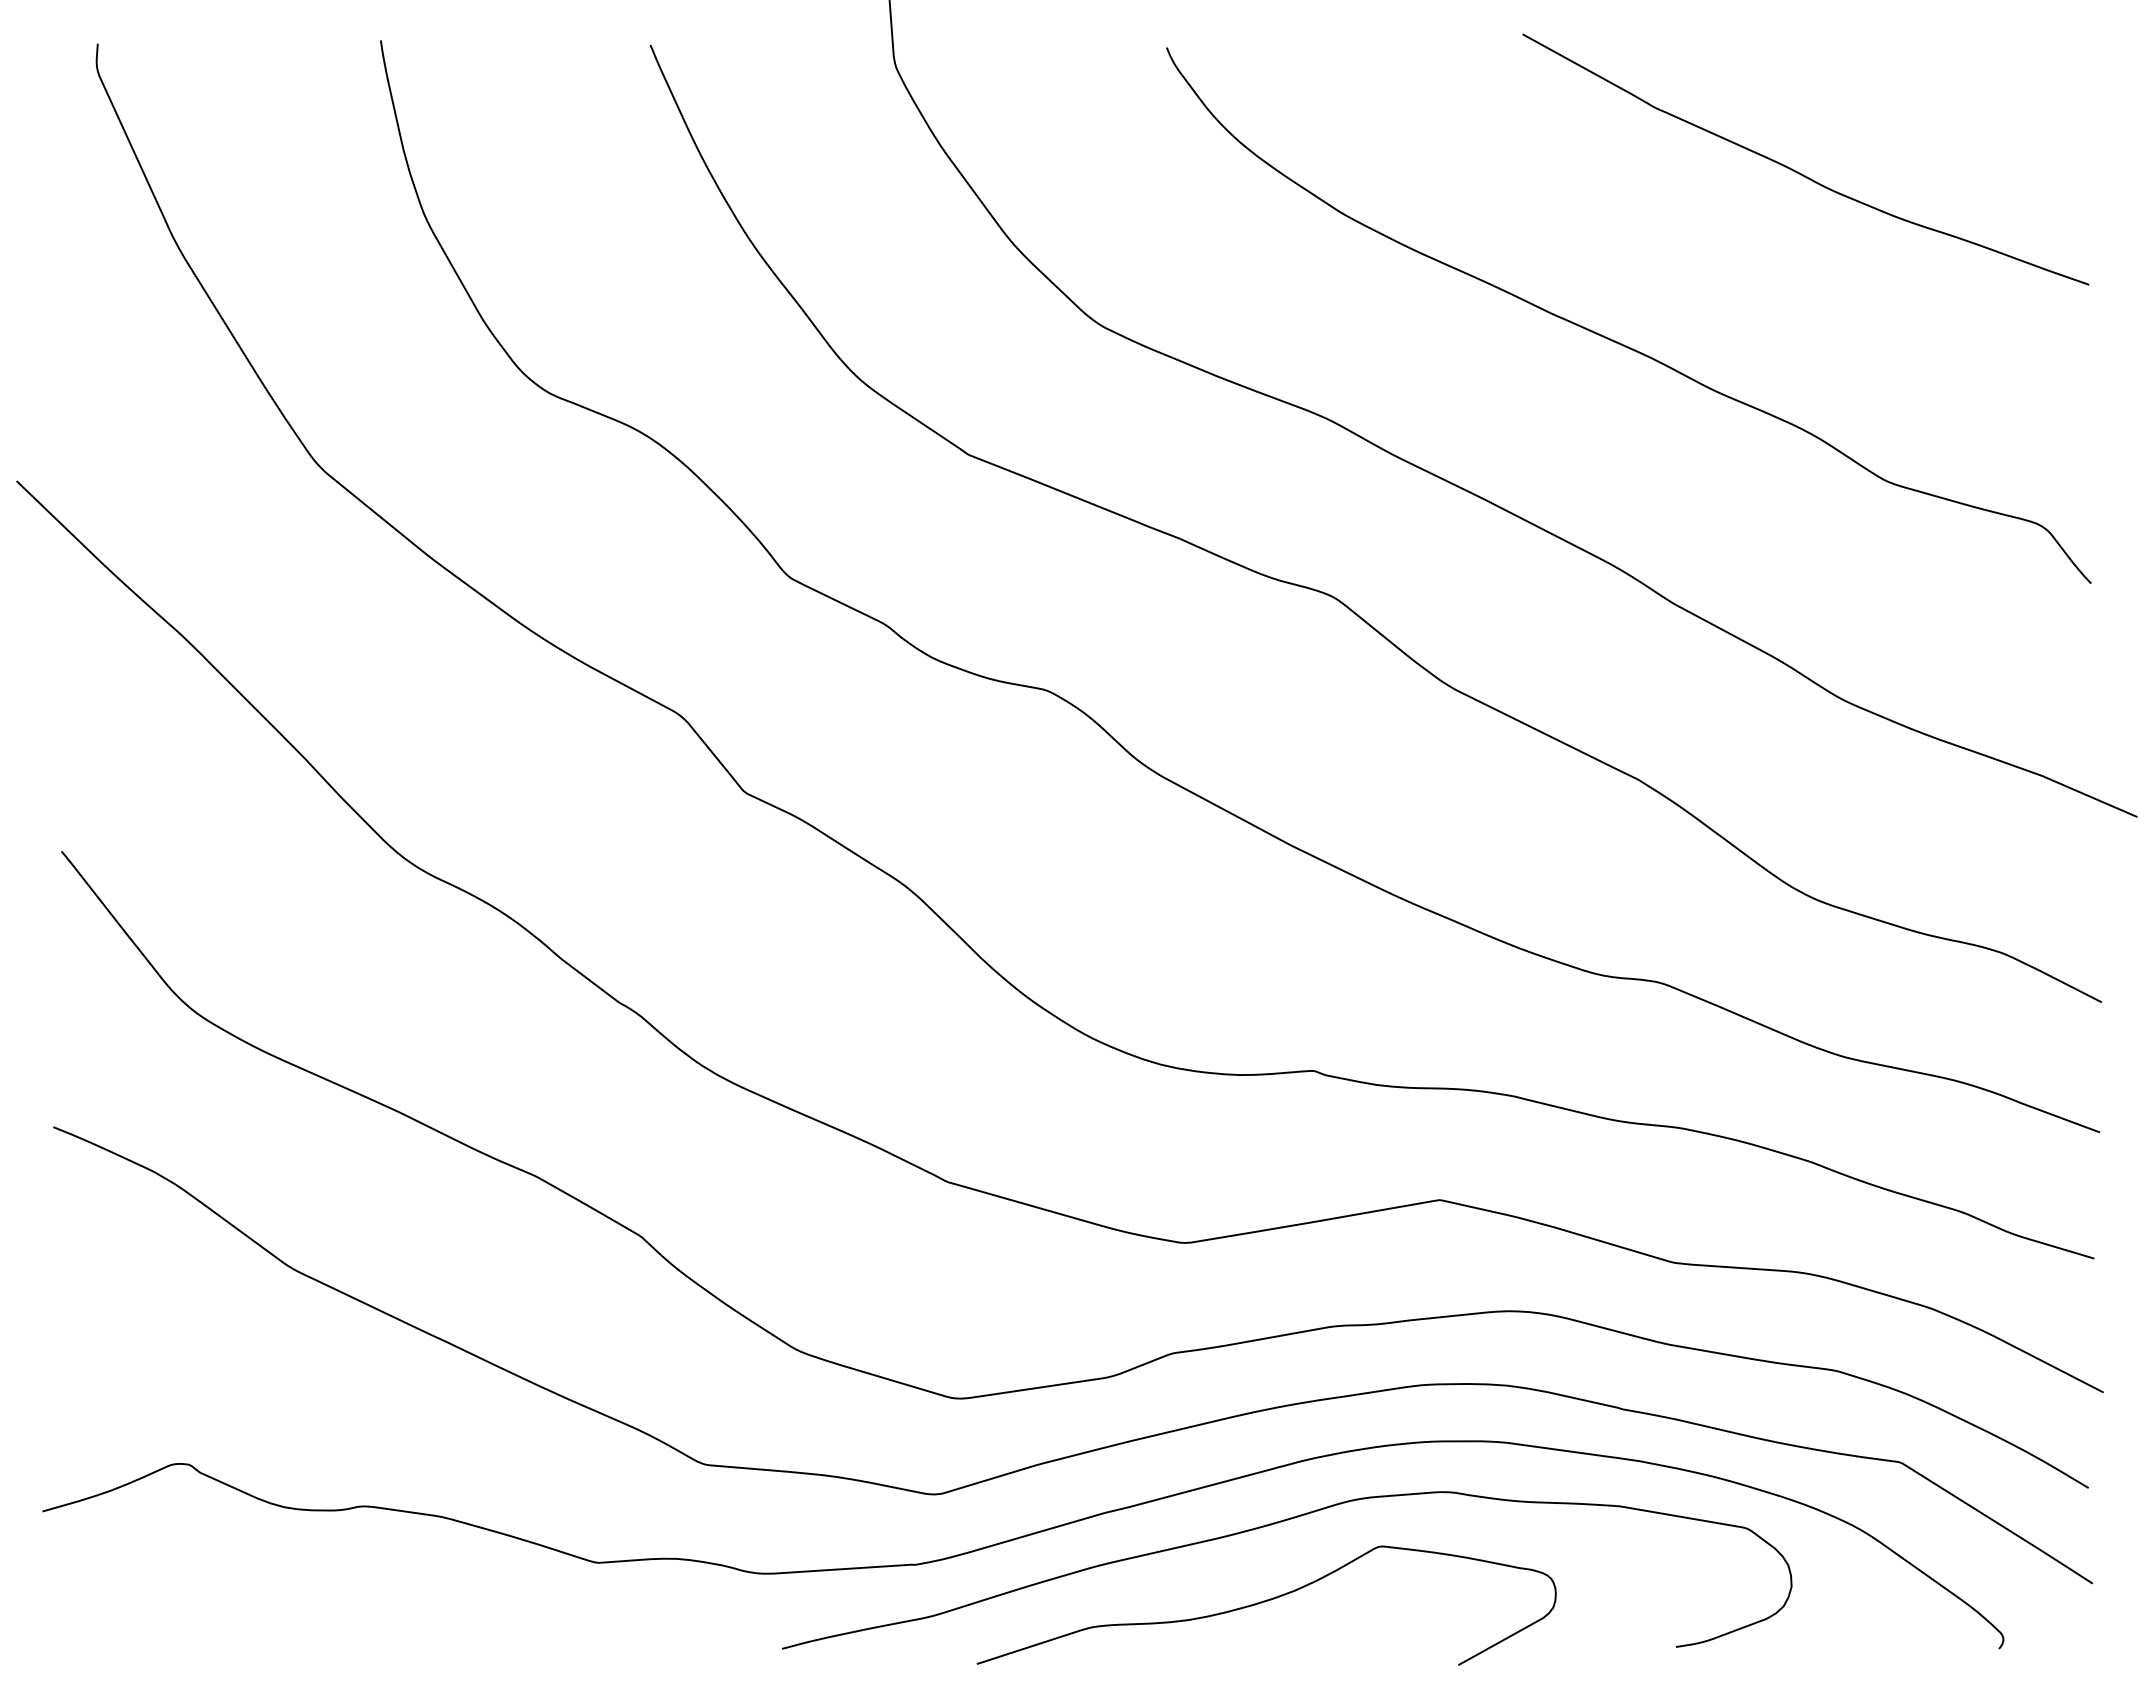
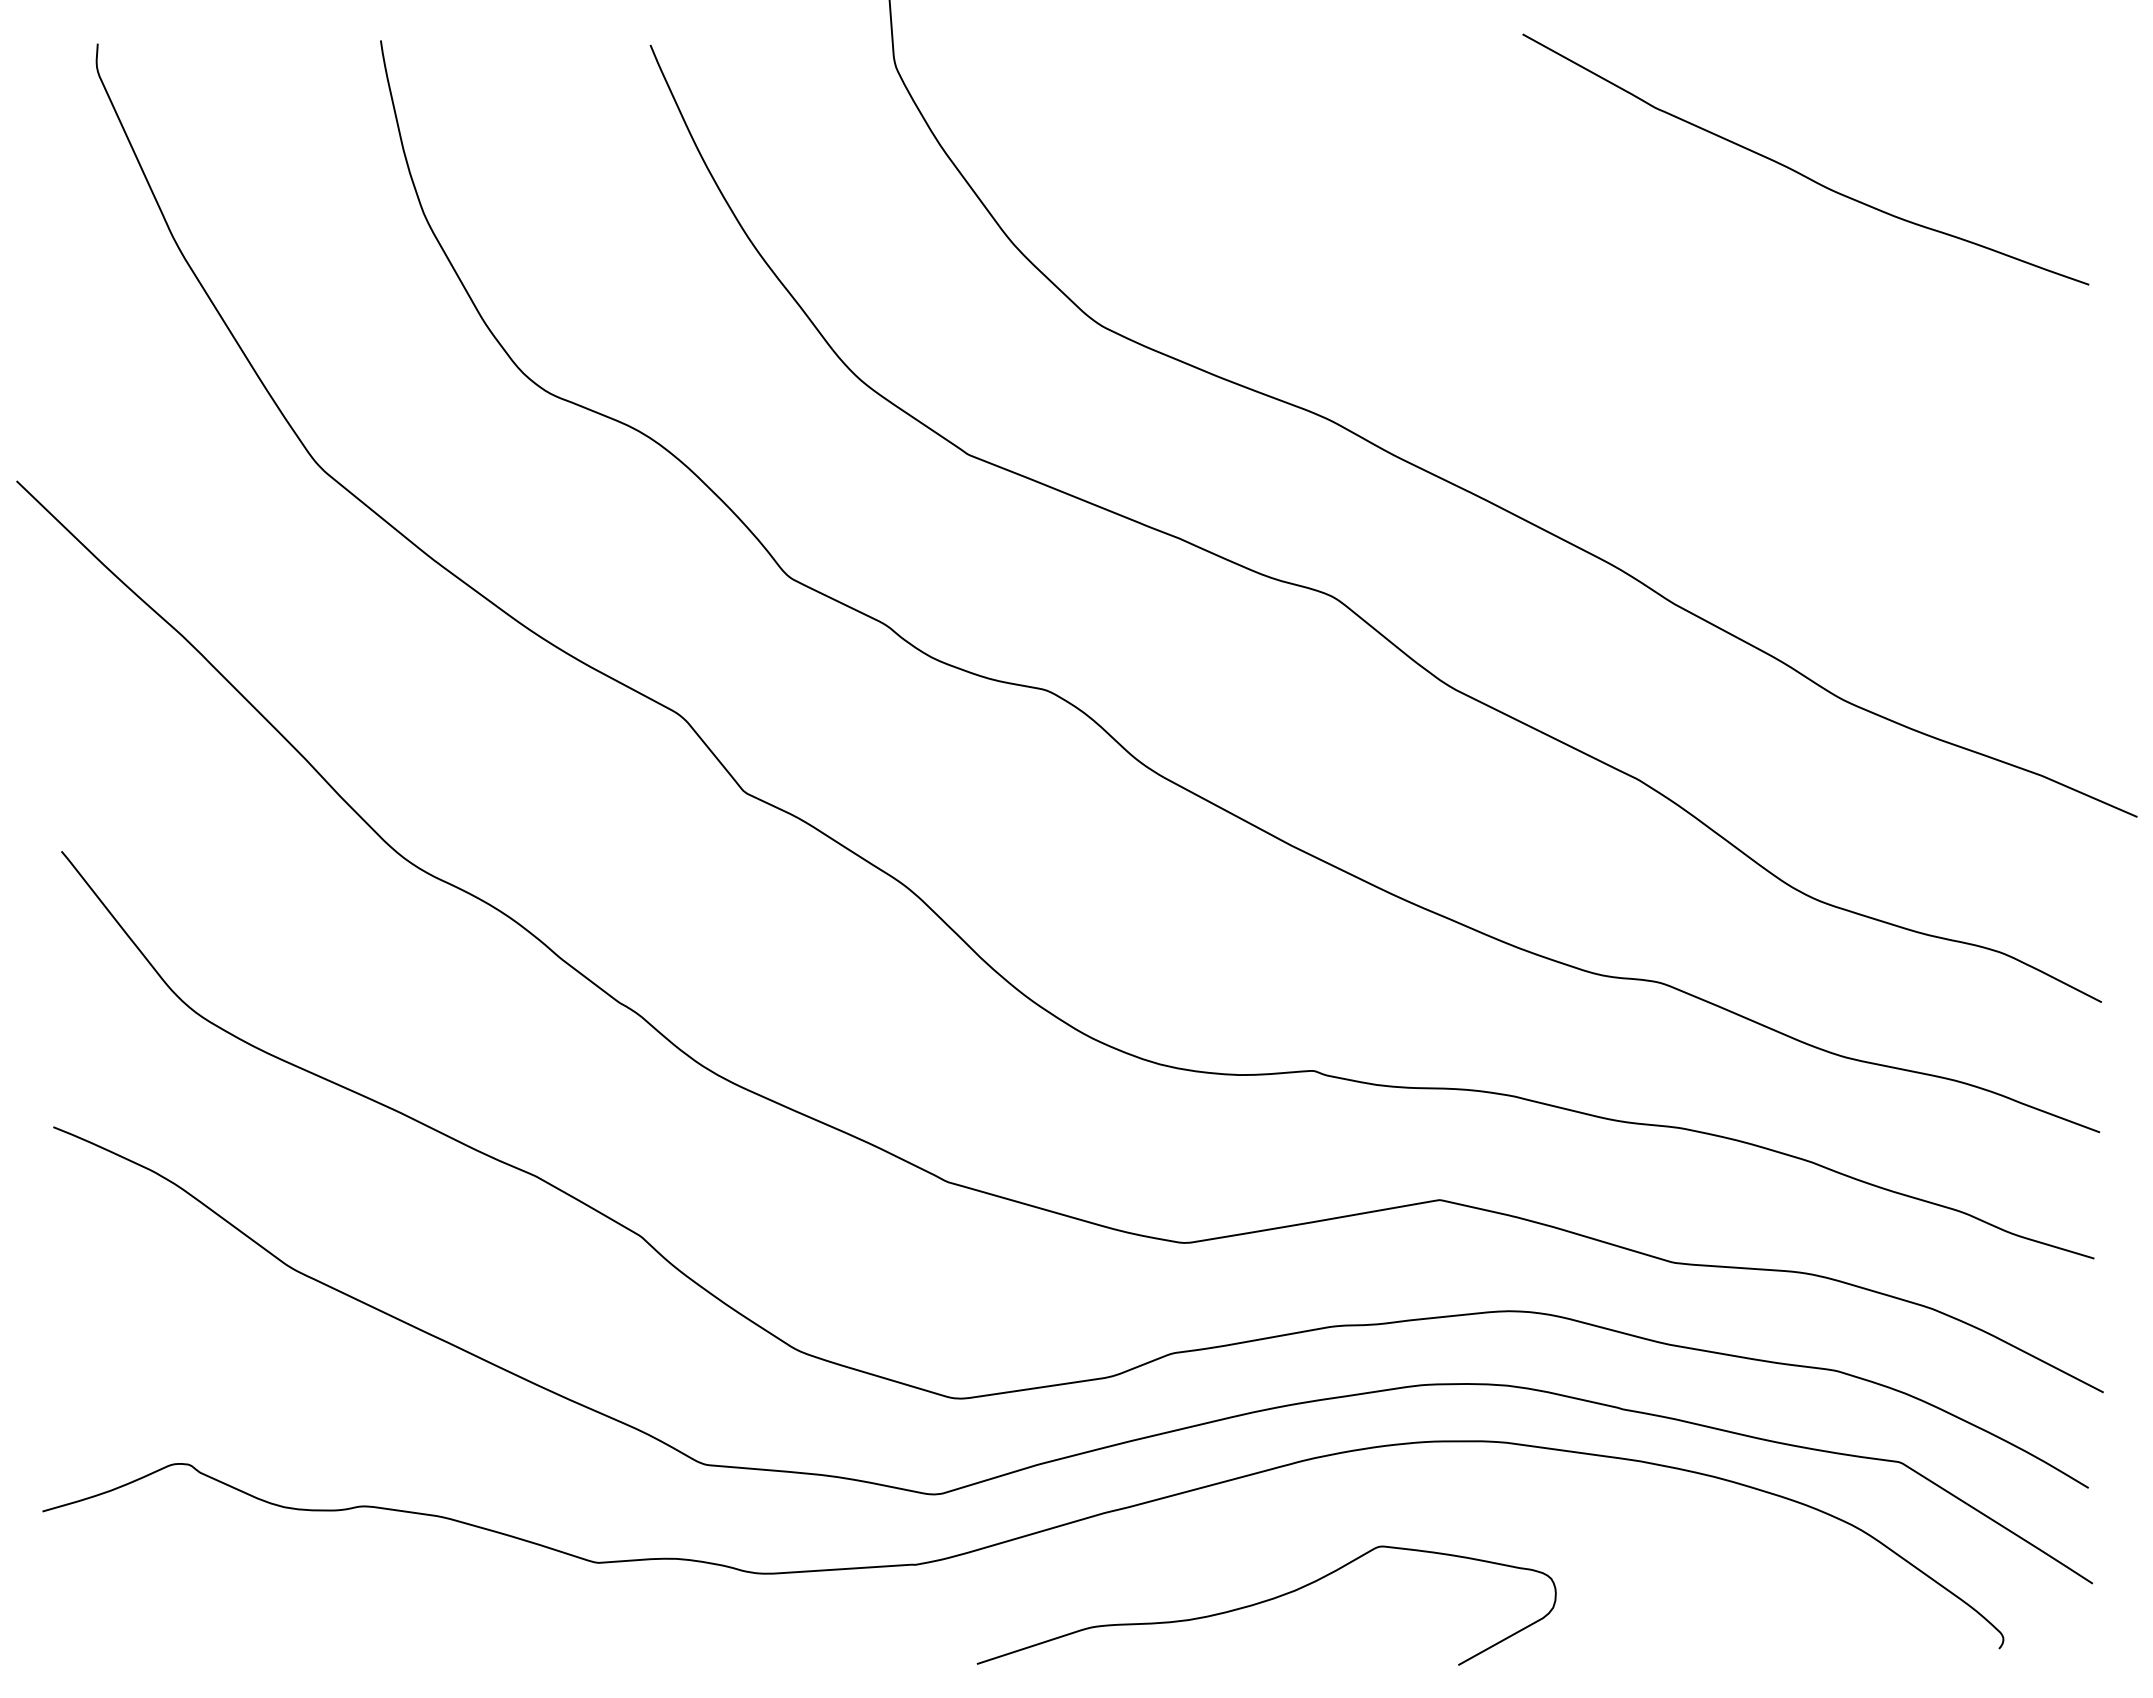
curve: present -> none (1615, 340)
curve: present -> none (1271, 1525)
